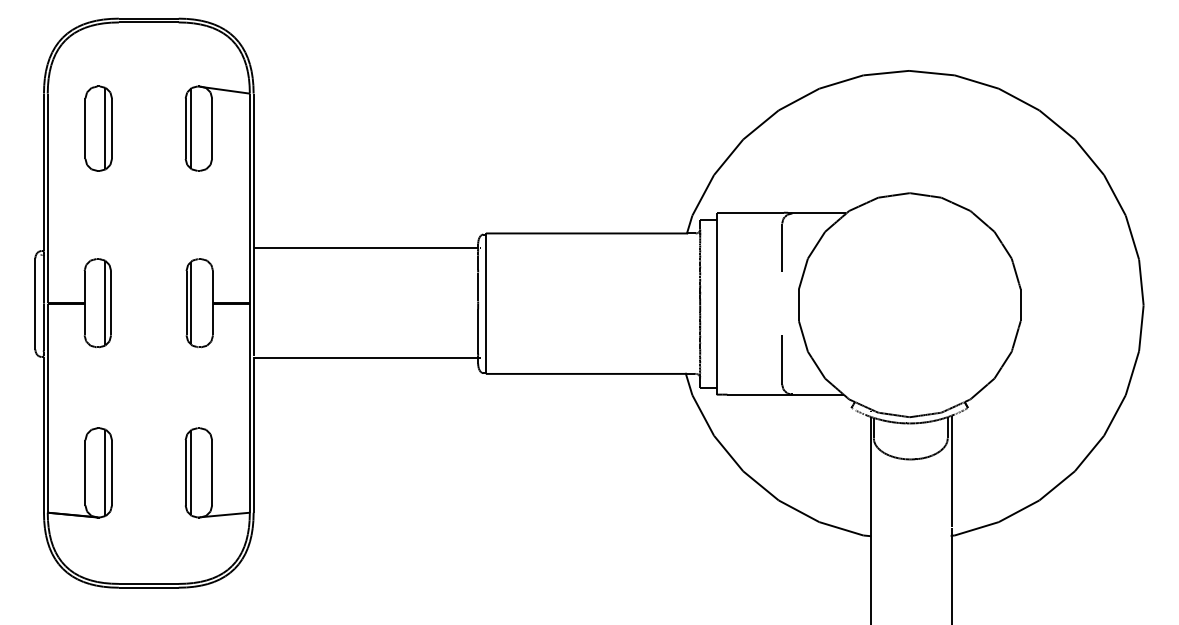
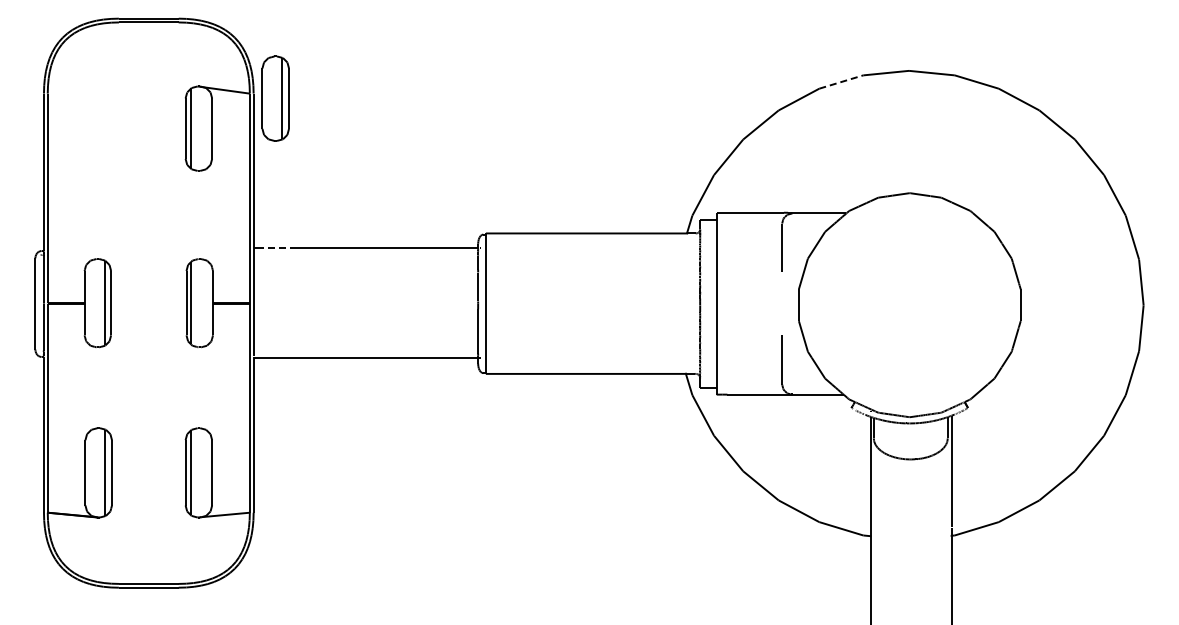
line: solid -> dashed (841, 82)
part position: (98, 128) -> (275, 98) (275, 98)
line: solid -> dashed (277, 248)
